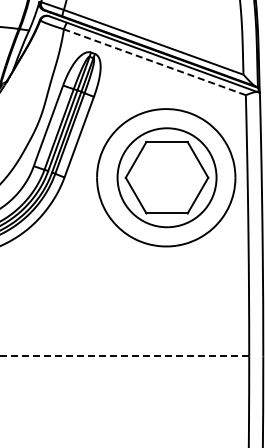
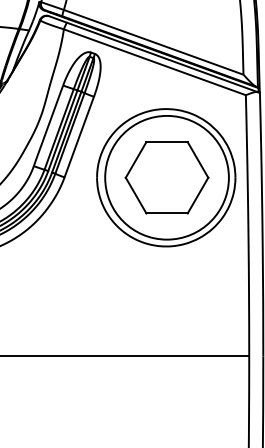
line: dashed -> solid (154, 62)
circle diameter: 99 px -> 124 px (166, 177)
line: dashed -> solid (124, 356)
